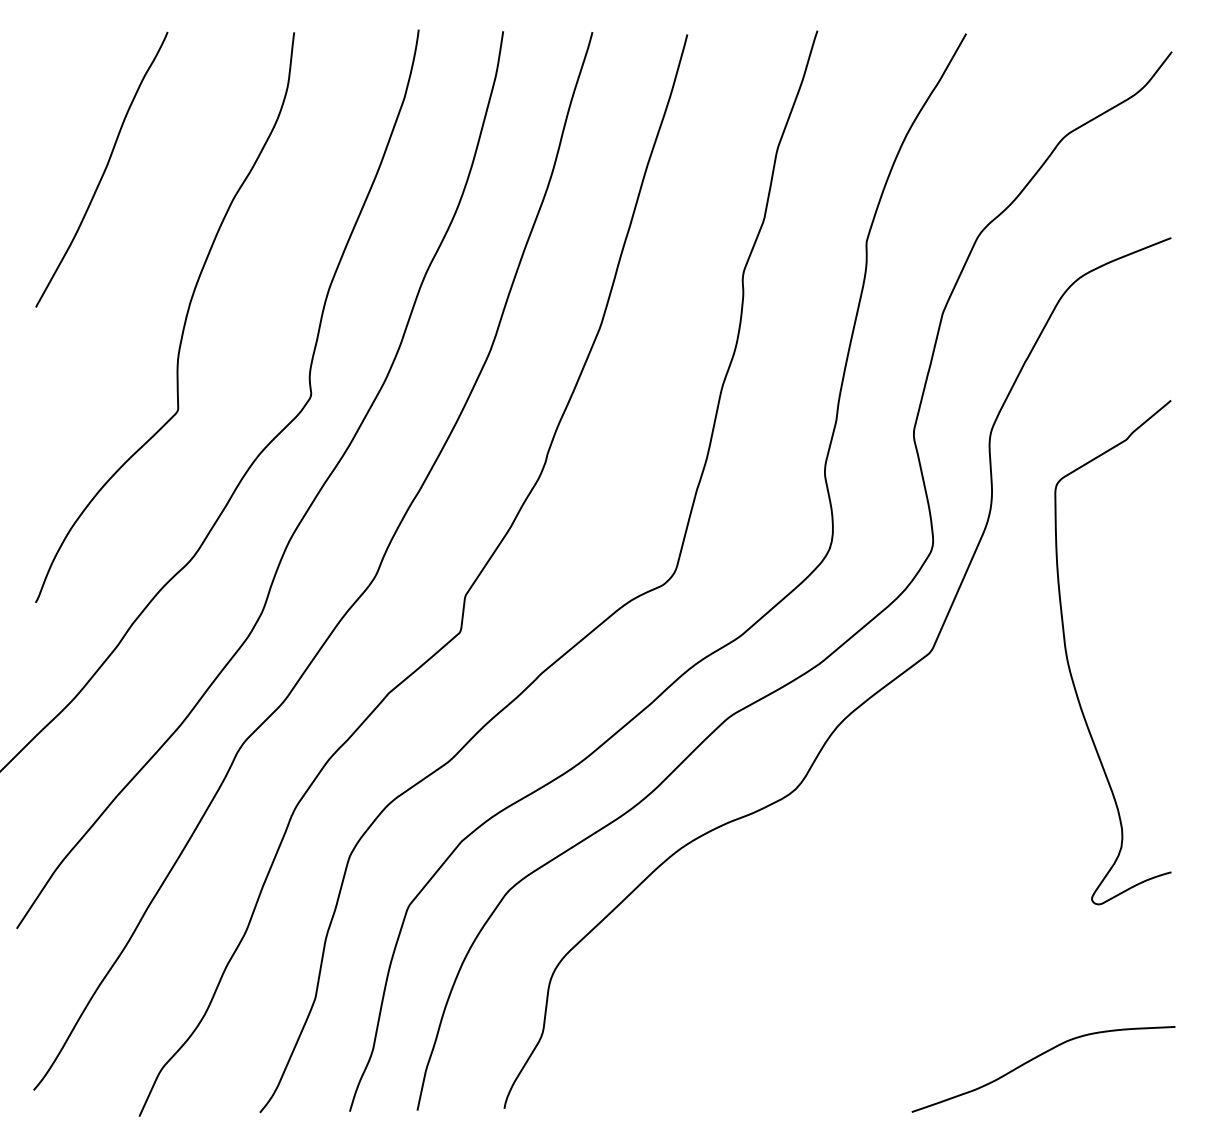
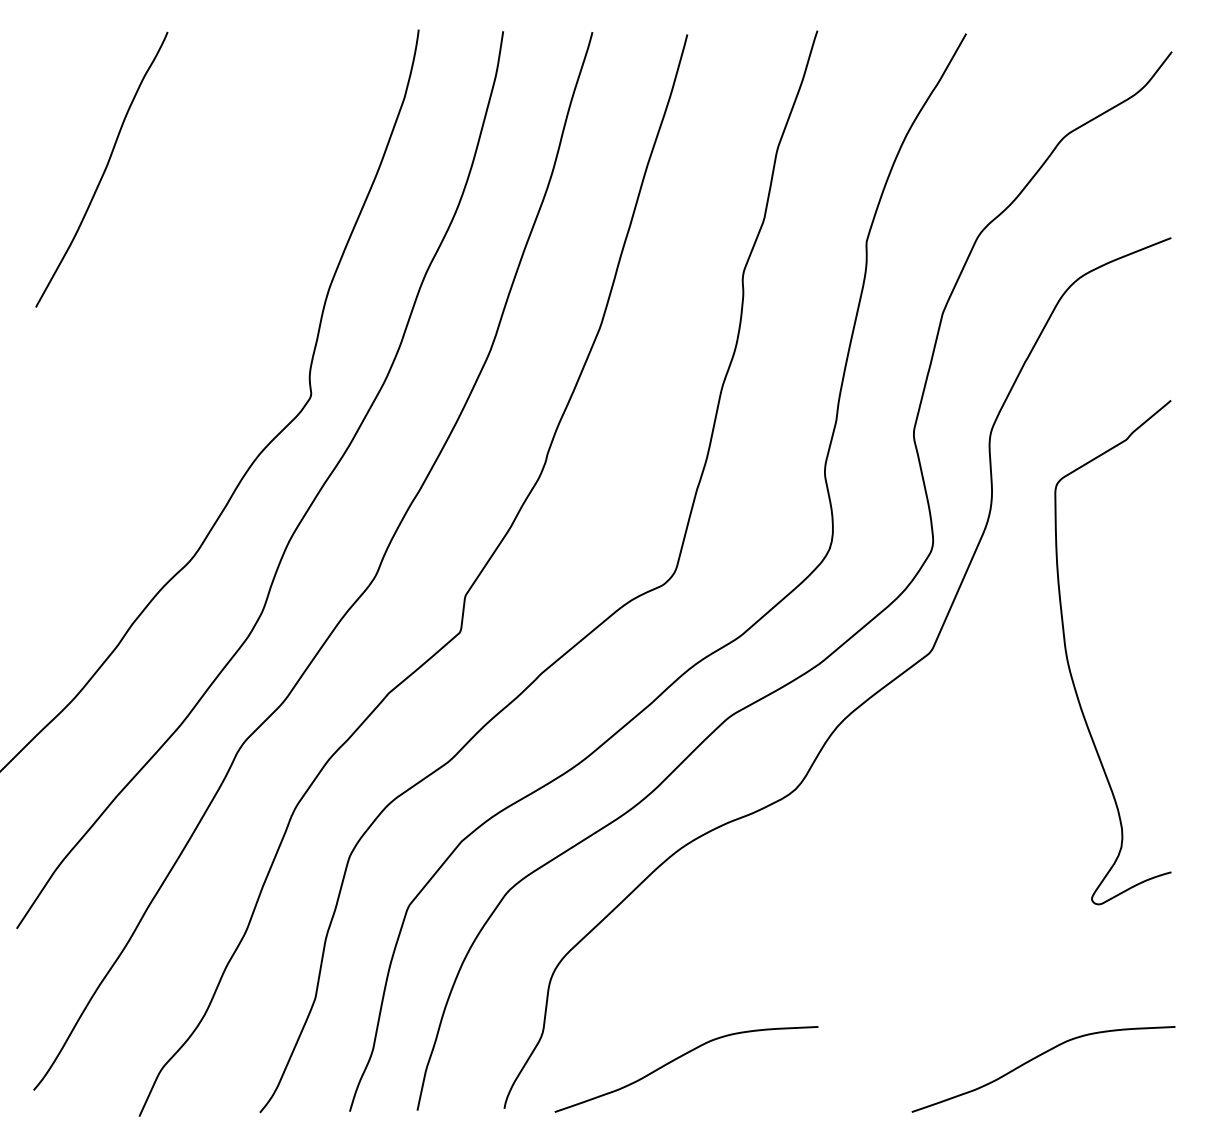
curve: present -> none (184, 320)
curve: none -> present (681, 1057)
